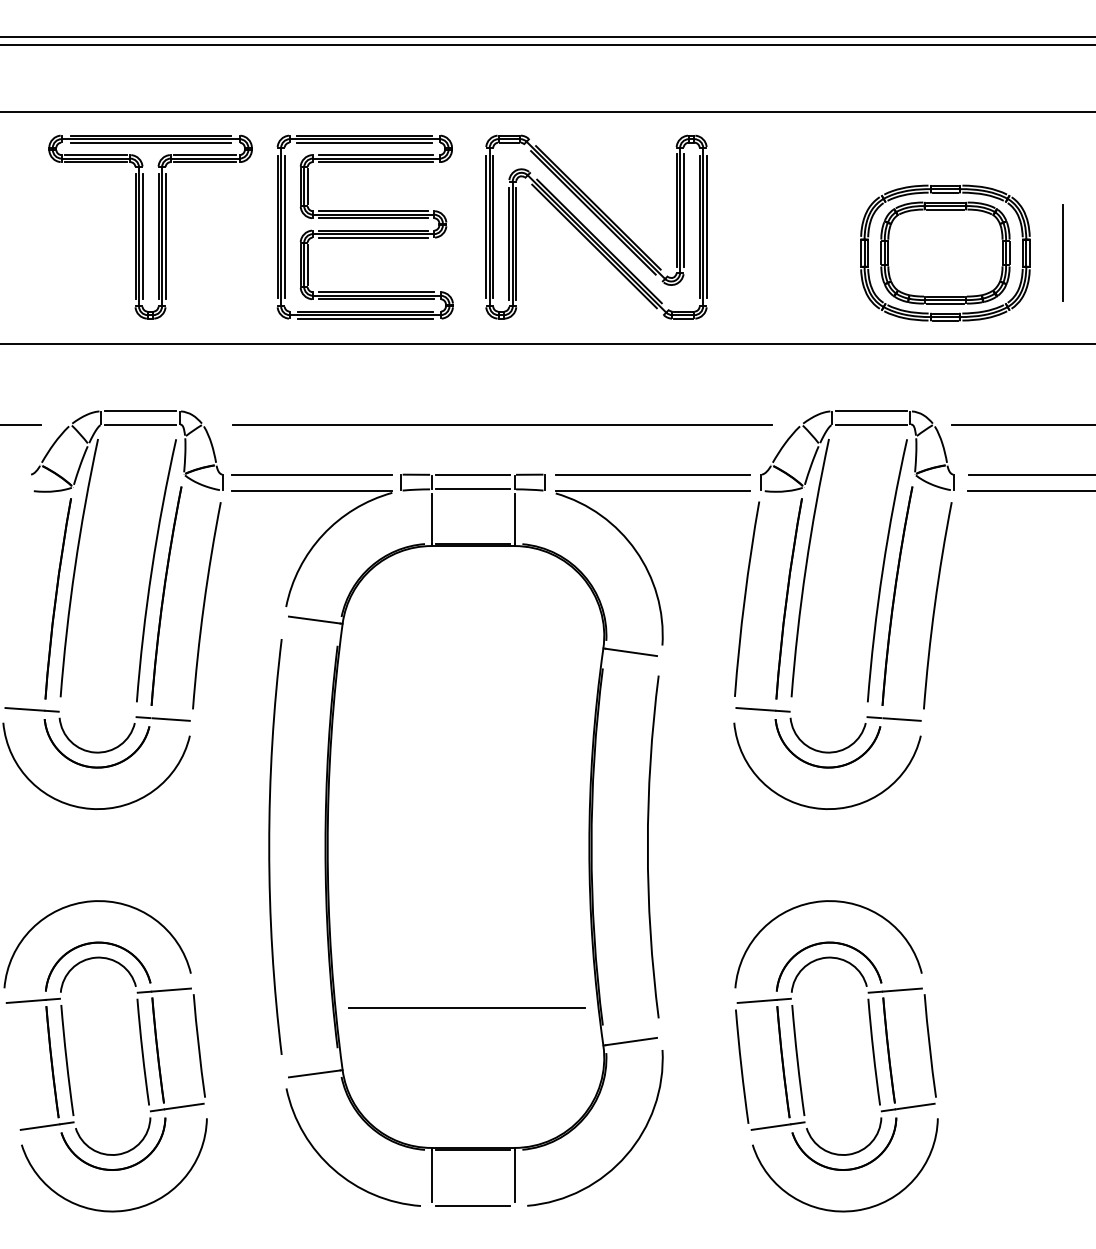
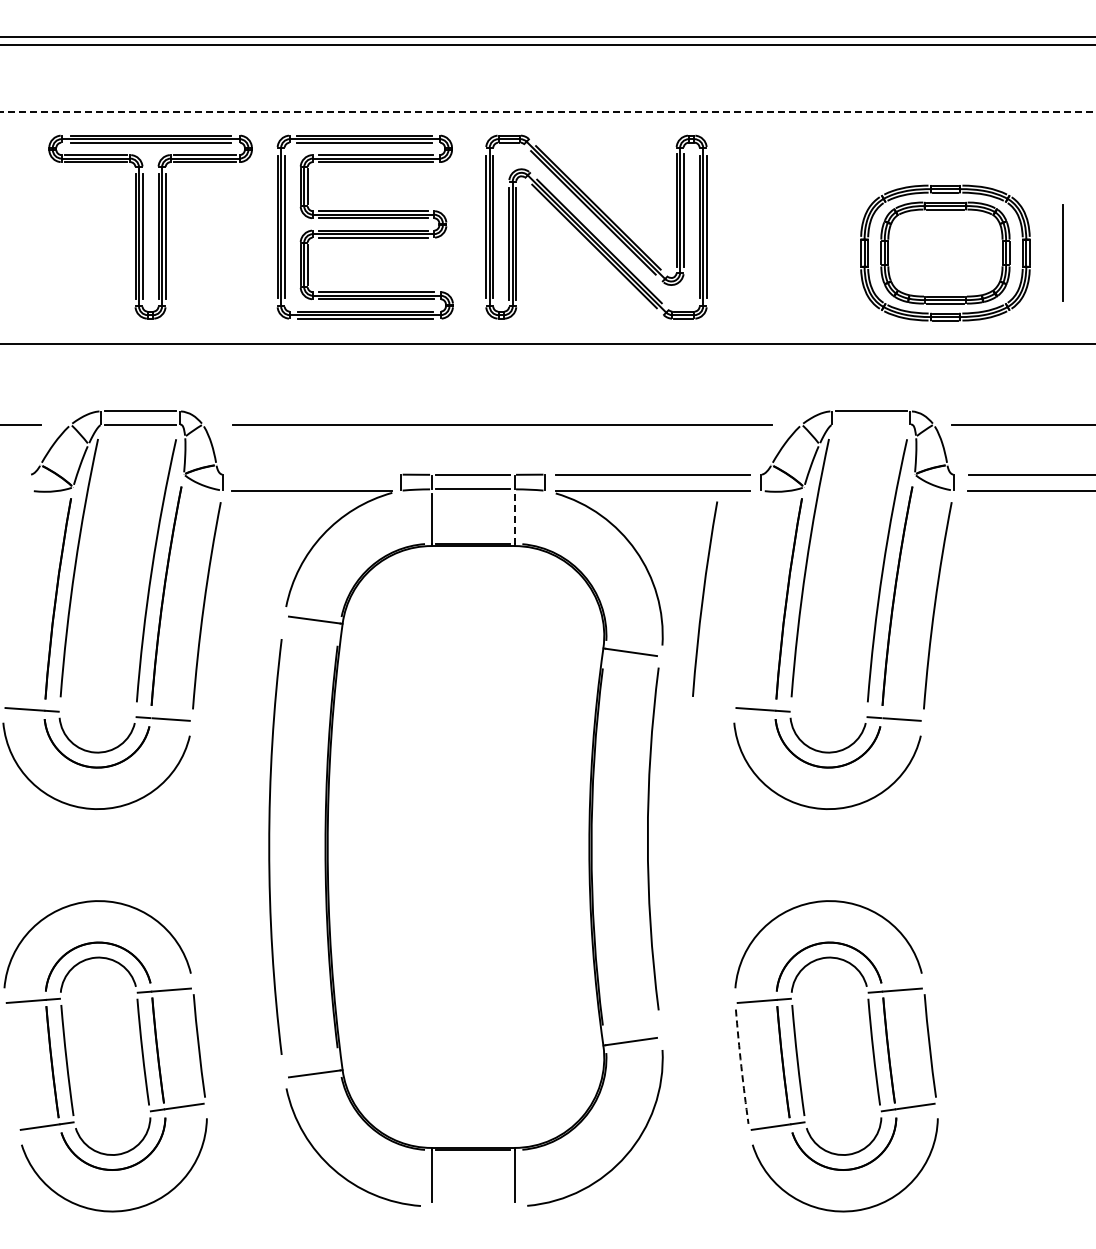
line: solid -> dashed (547, 111)
line: present -> none (871, 424)
line: present -> none (312, 474)
line: solid -> dashed (514, 518)
arc position: (745, 598) -> (703, 598) (703, 598)
arc position: (648, 846) -> (648, 838) (648, 838)
line: present -> none (466, 1008)
arc: solid -> dashed (741, 1066)
line: present -> none (472, 1206)
